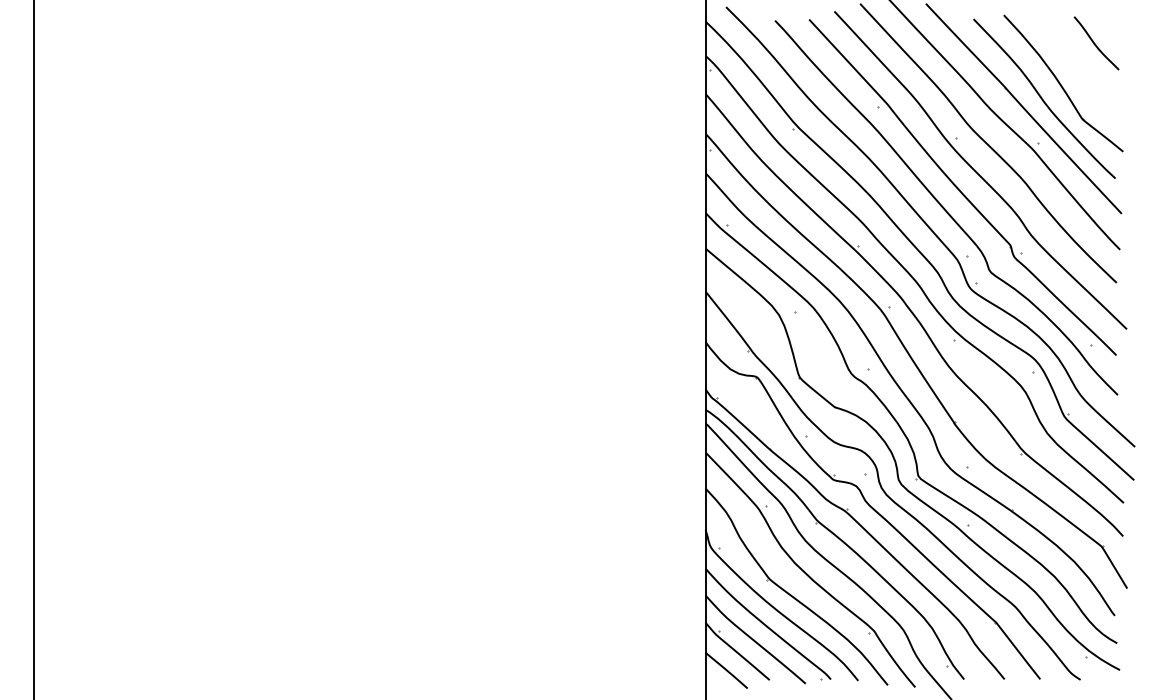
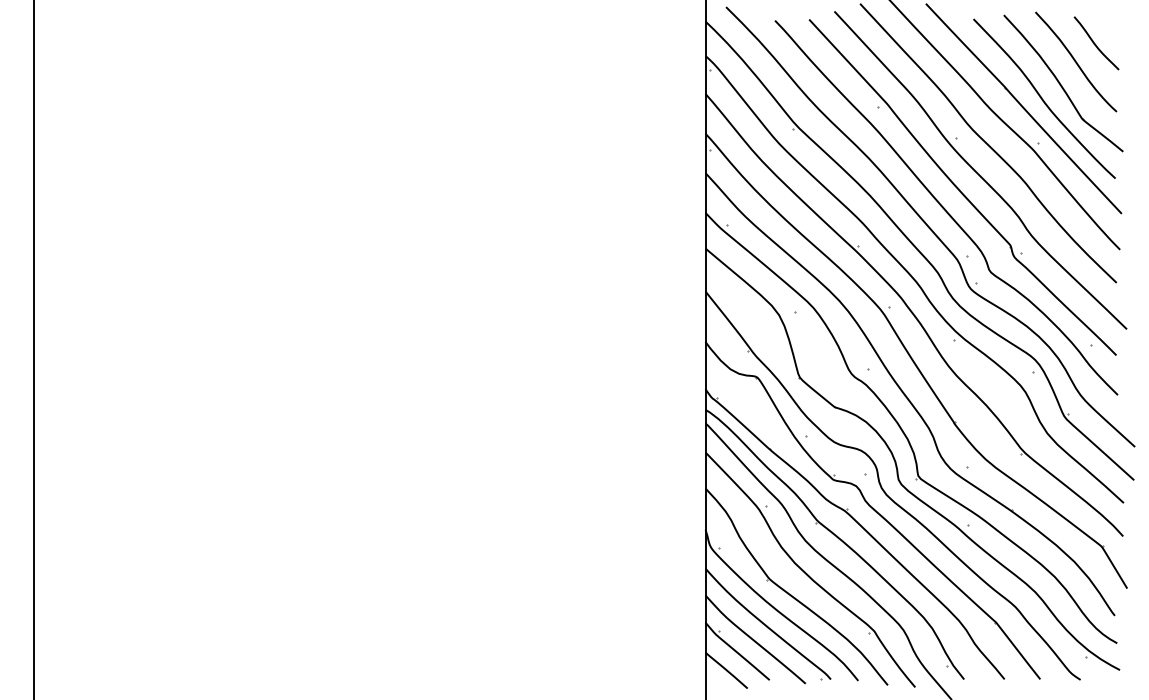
curve: none -> present (1076, 61)
